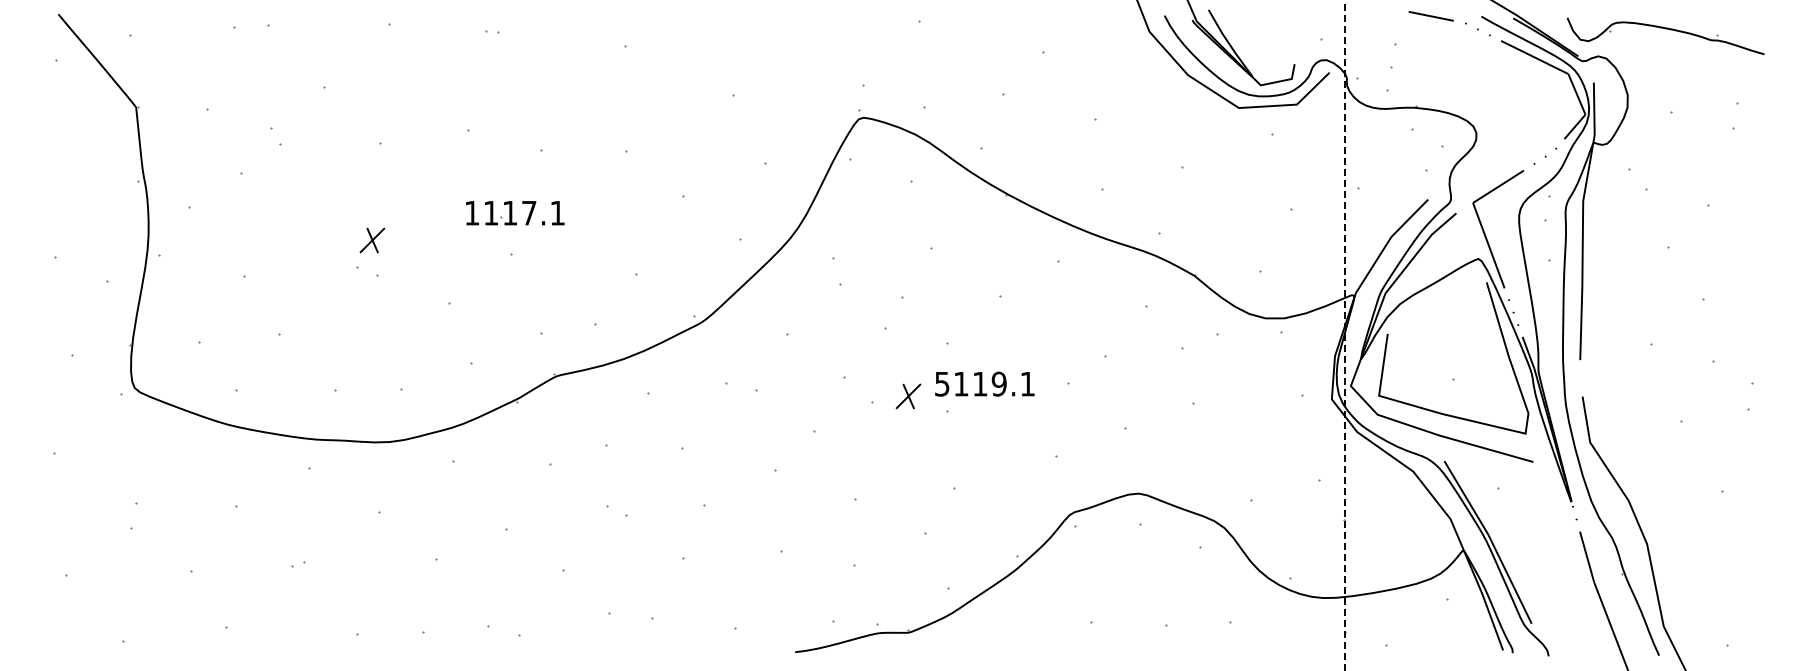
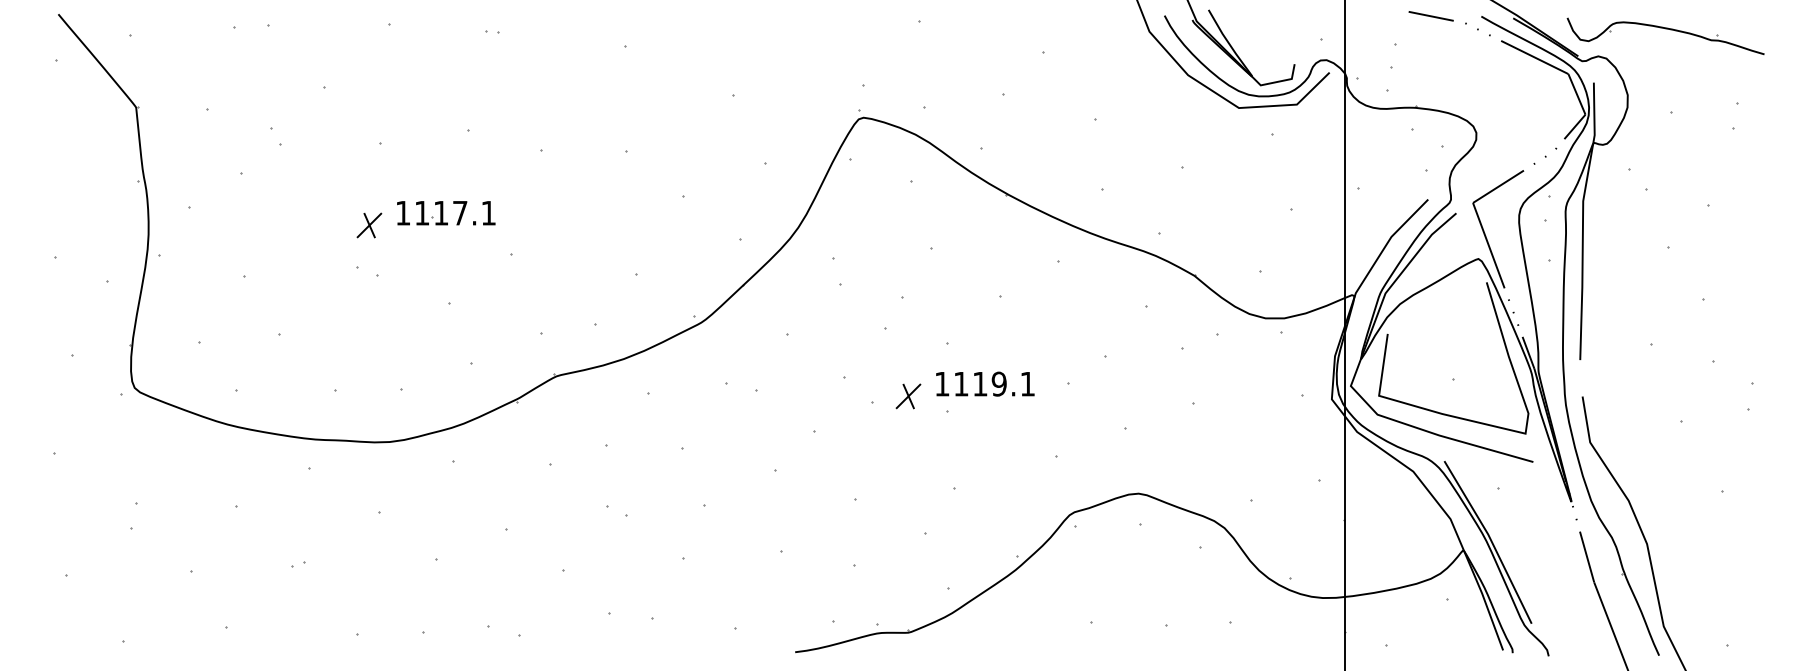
part position: (515, 213) -> (446, 213) (446, 213)
part position: (372, 240) -> (369, 225) (369, 225)
line: dashed -> solid (1344, 336)
text: 5119.1 -> 1119.1 (942, 384)
